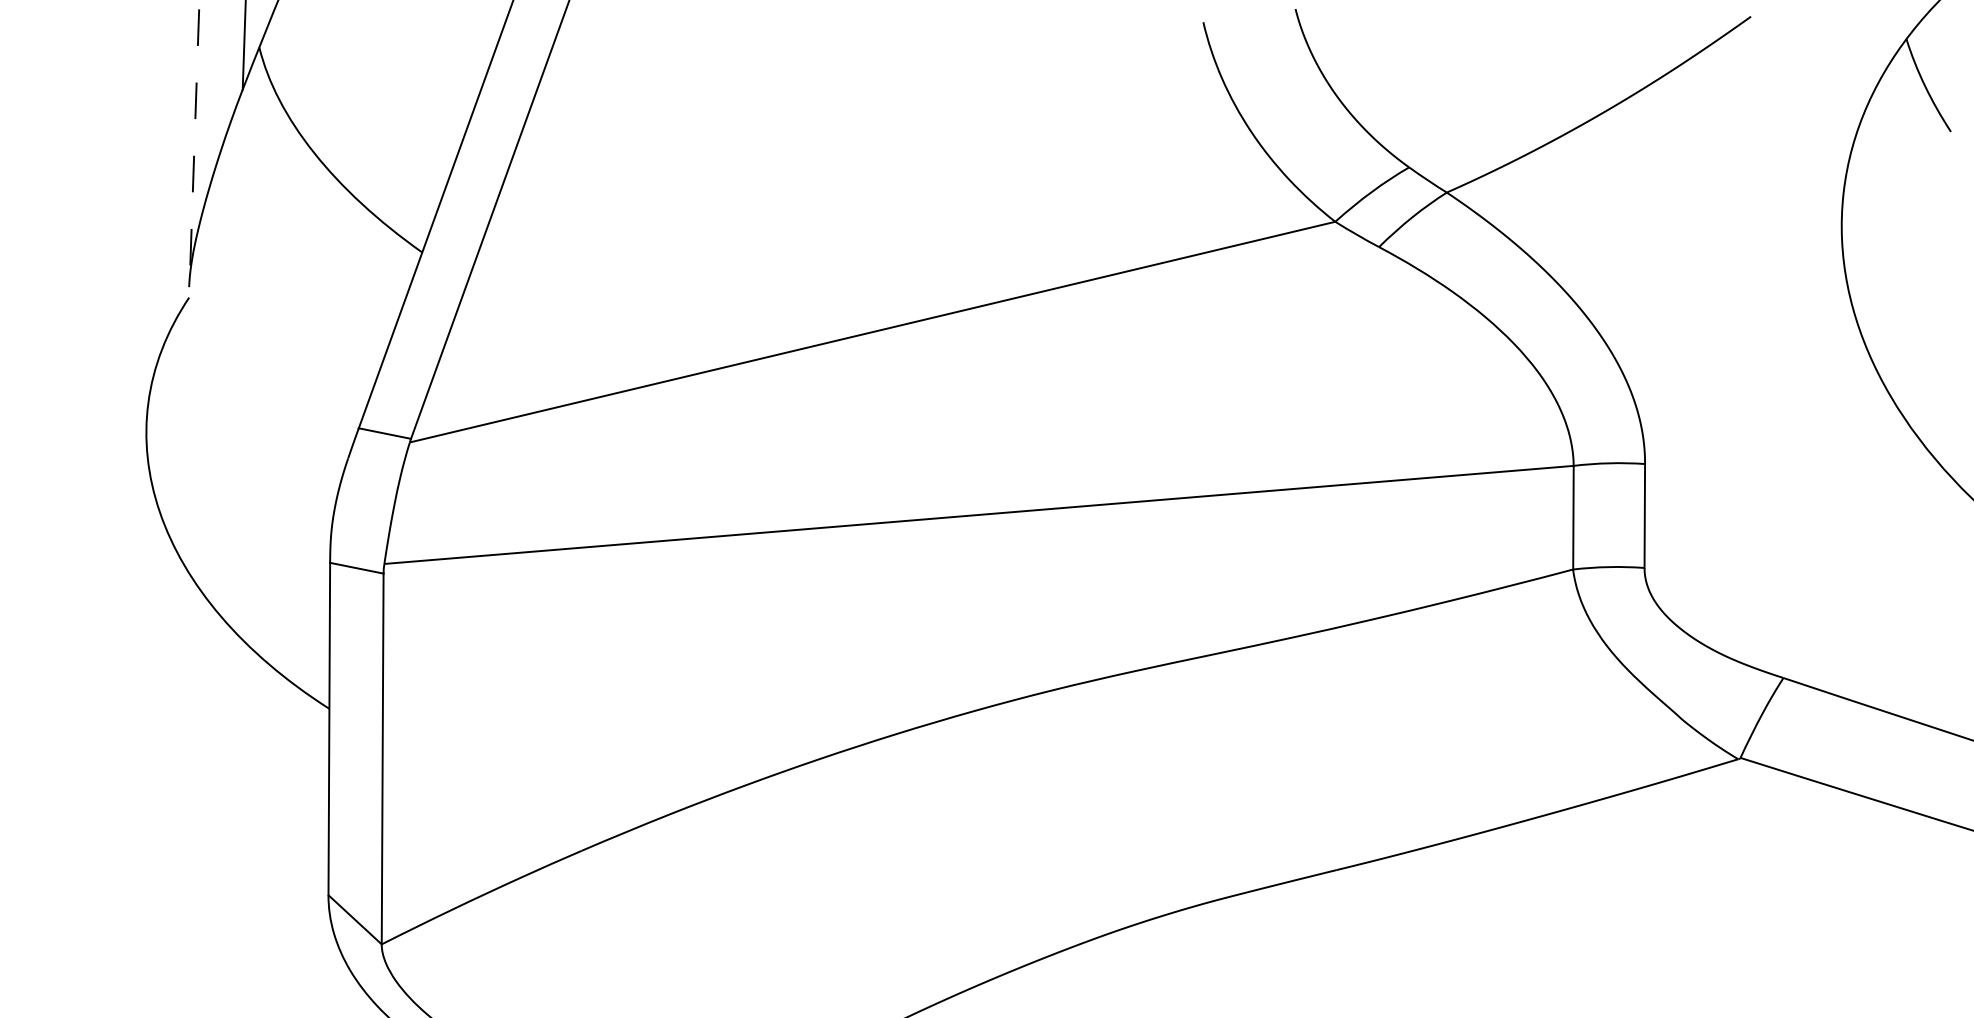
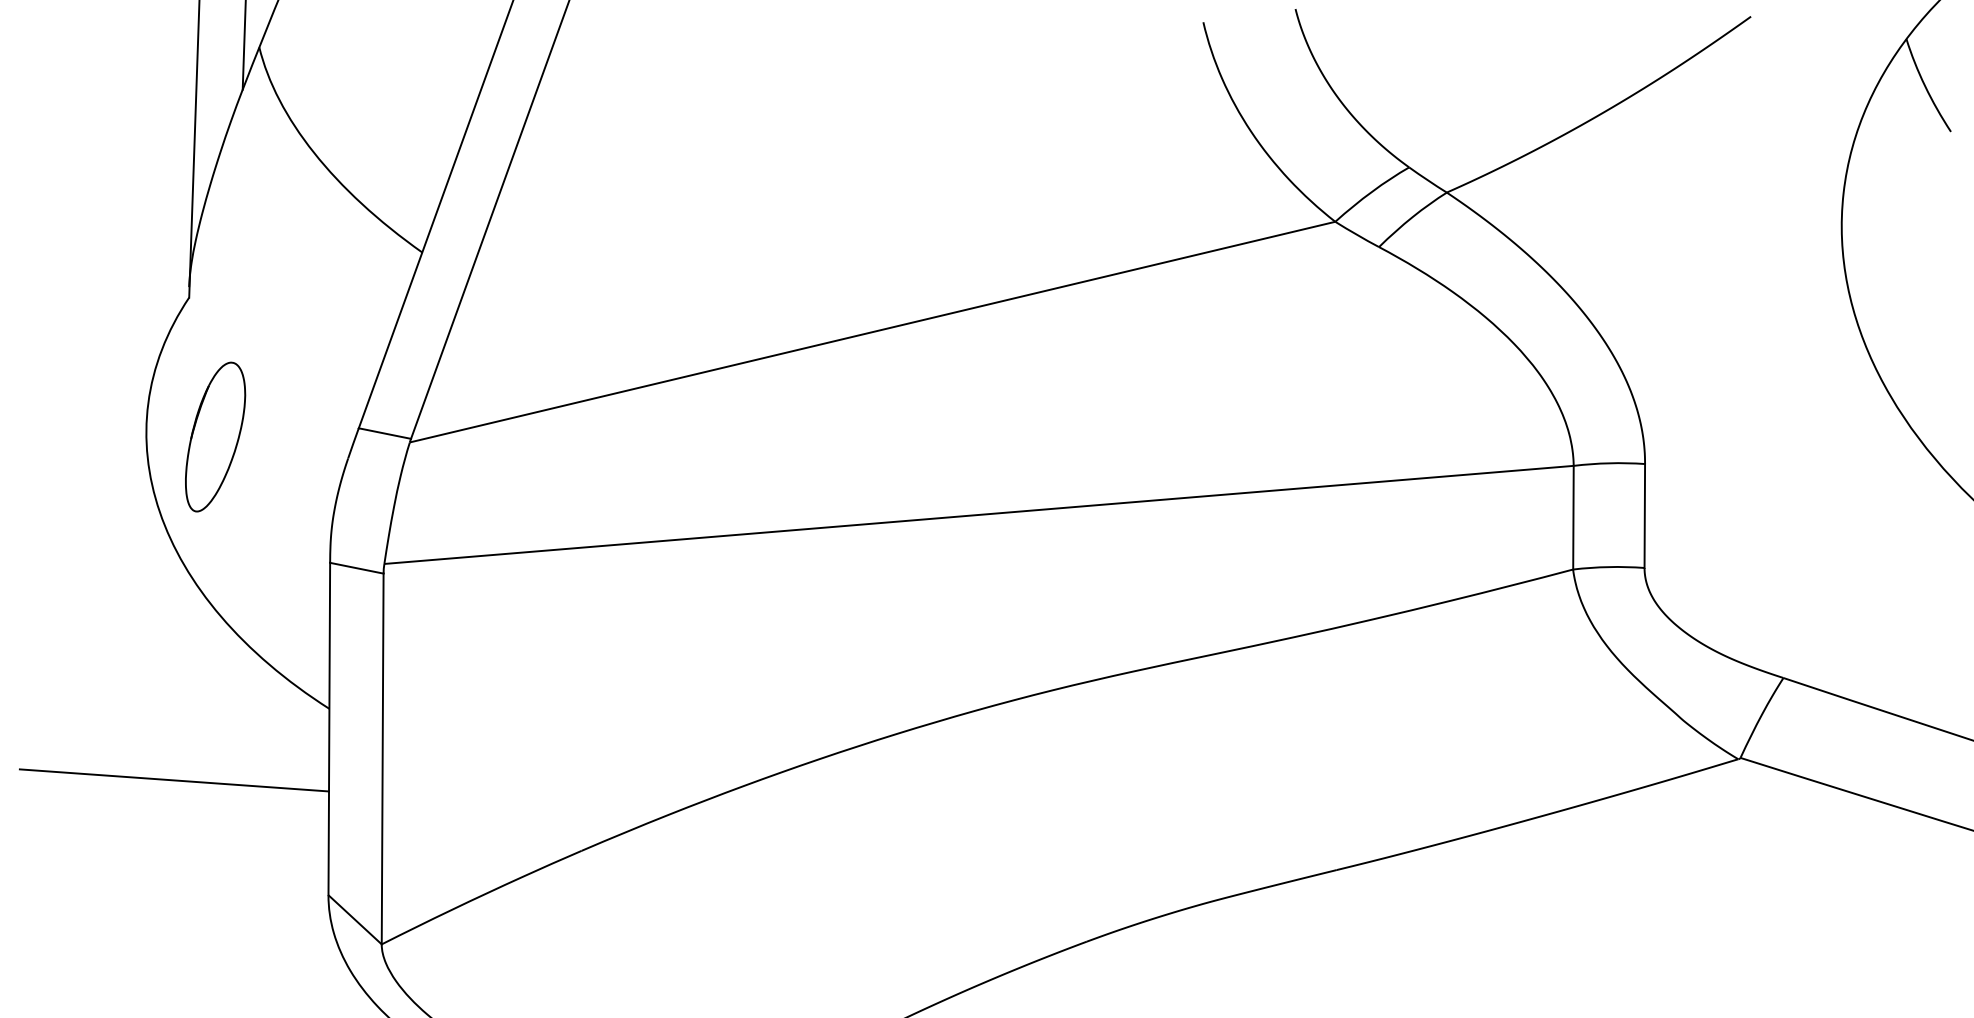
line: dashed -> solid (194, 149)
part: none -> present (215, 436)
line: none -> present (174, 780)
